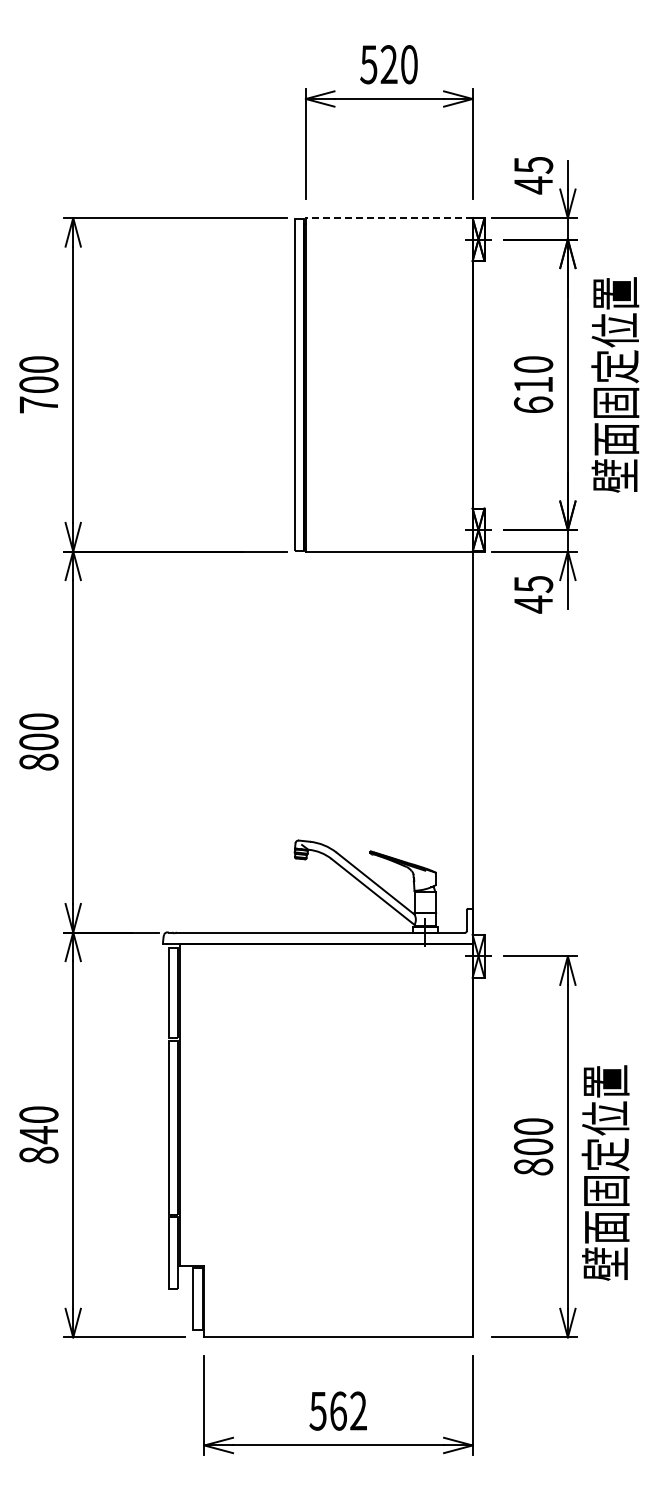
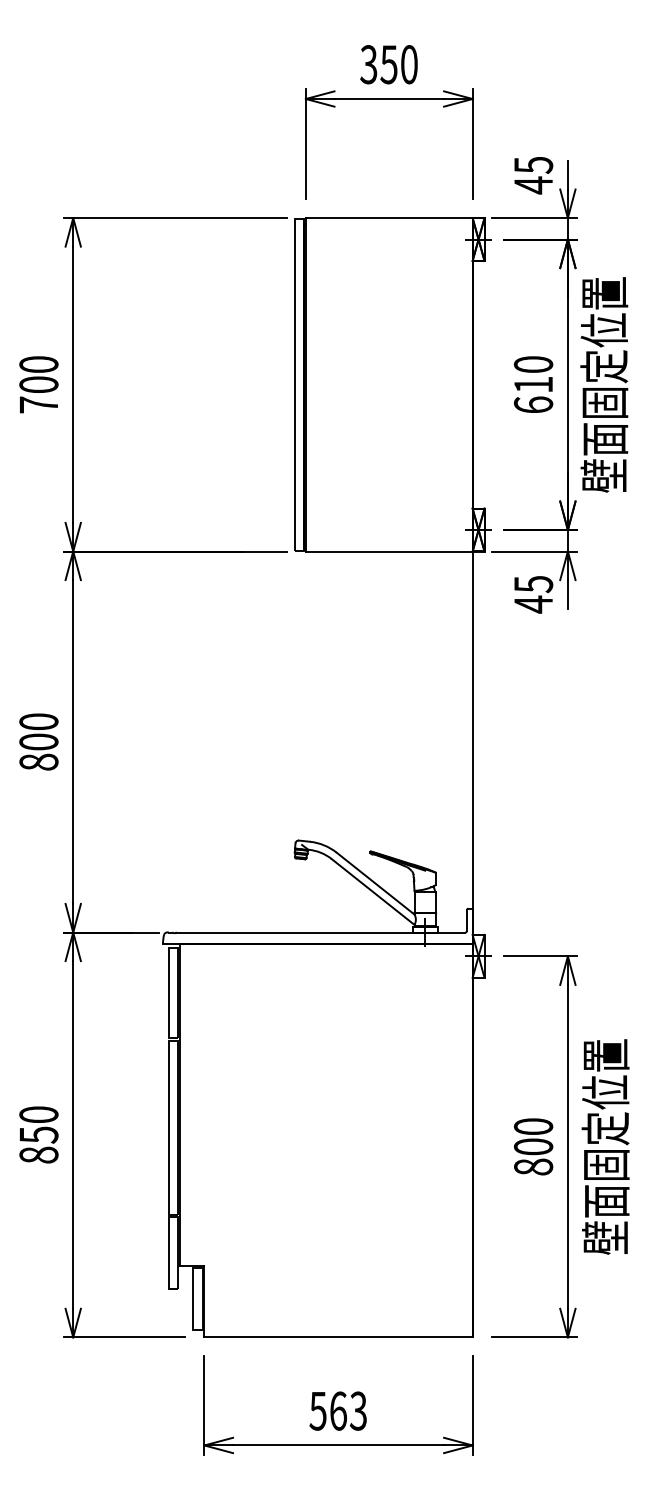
text: 520 -> 350 (378, 64)
line: dashed -> solid (388, 218)
text position: (615, 384) -> (604, 384) (604, 384)
text: 840 -> 850 (39, 1135)
text position: (605, 1172) -> (605, 1146) (605, 1146)
text: 562 -> 563 (357, 1411)
